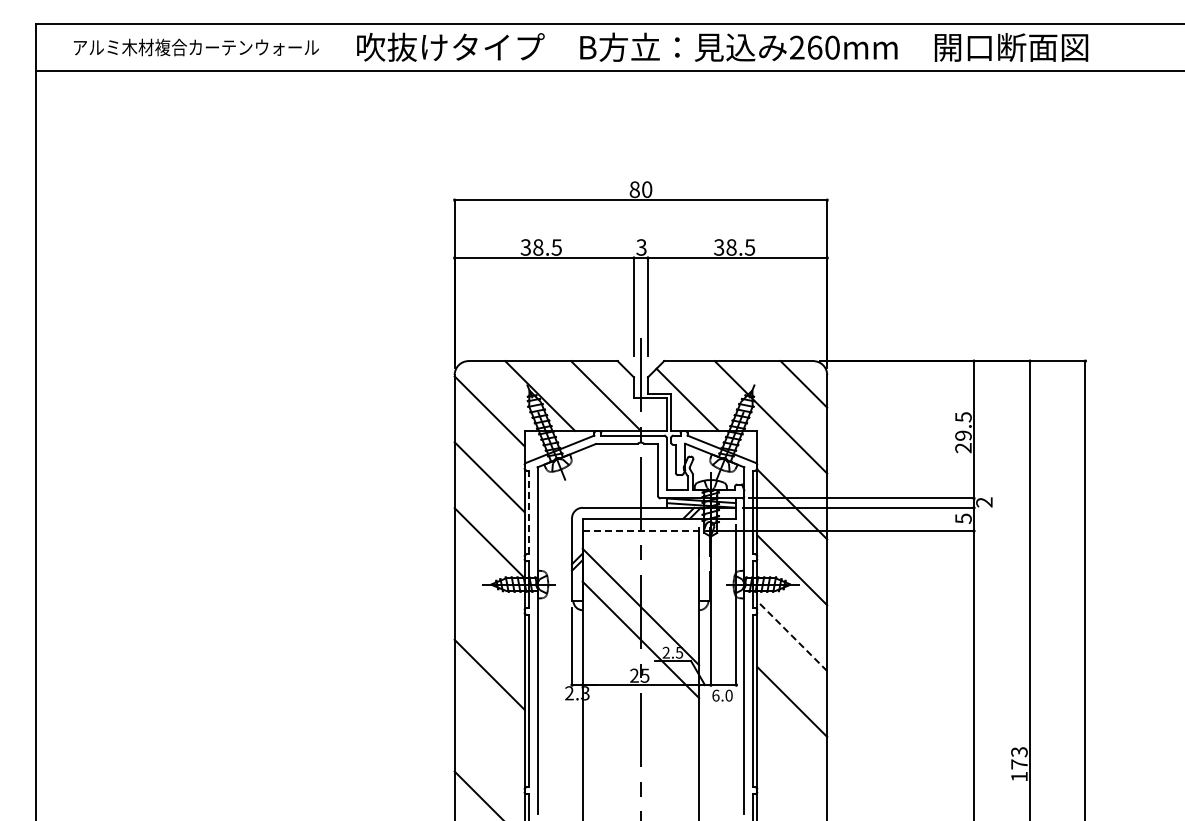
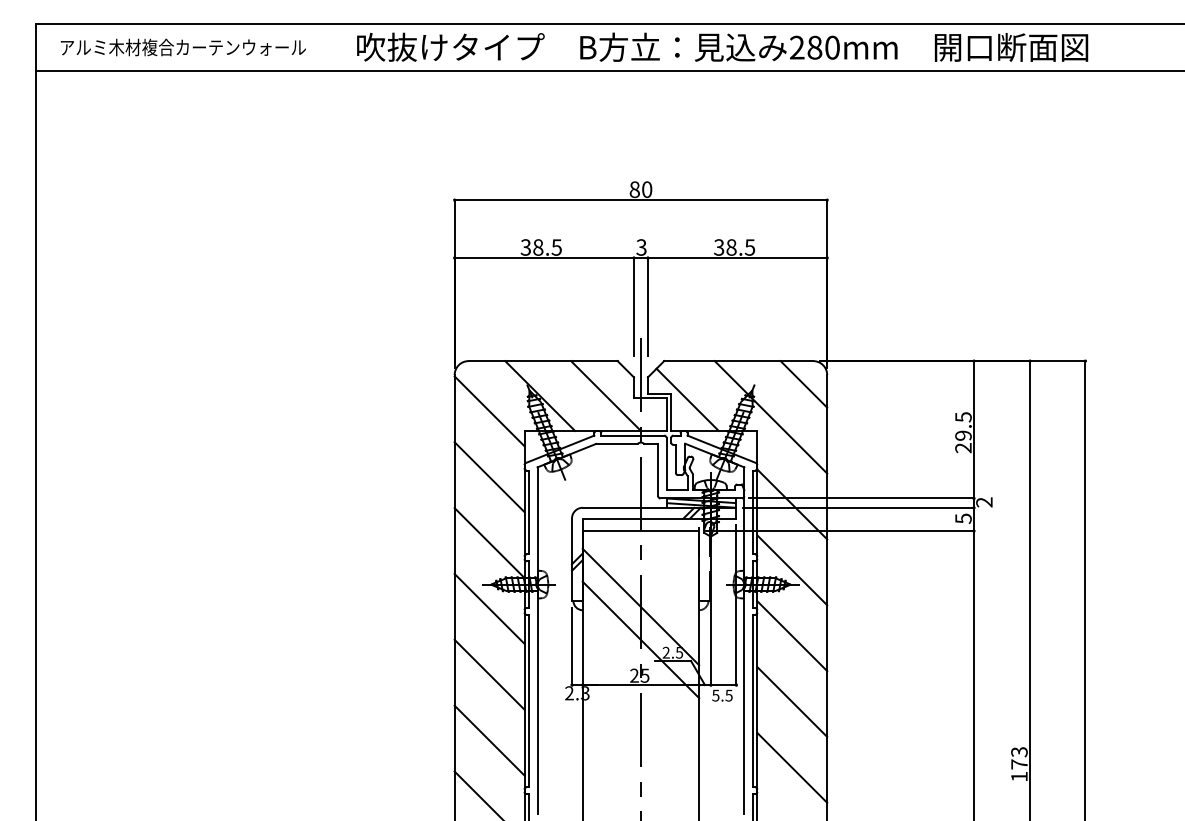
text position: (196, 47) -> (183, 47) (183, 47)
text: 260mm -> 280mm (814, 47)
line: dashed -> solid (529, 512)
line: dashed -> solid (641, 531)
line: none -> present (489, 608)
line: dashed -> solid (791, 635)
text: 6.0 -> 5.5 (722, 695)
line: none -> present (489, 740)
line: none -> present (792, 767)
